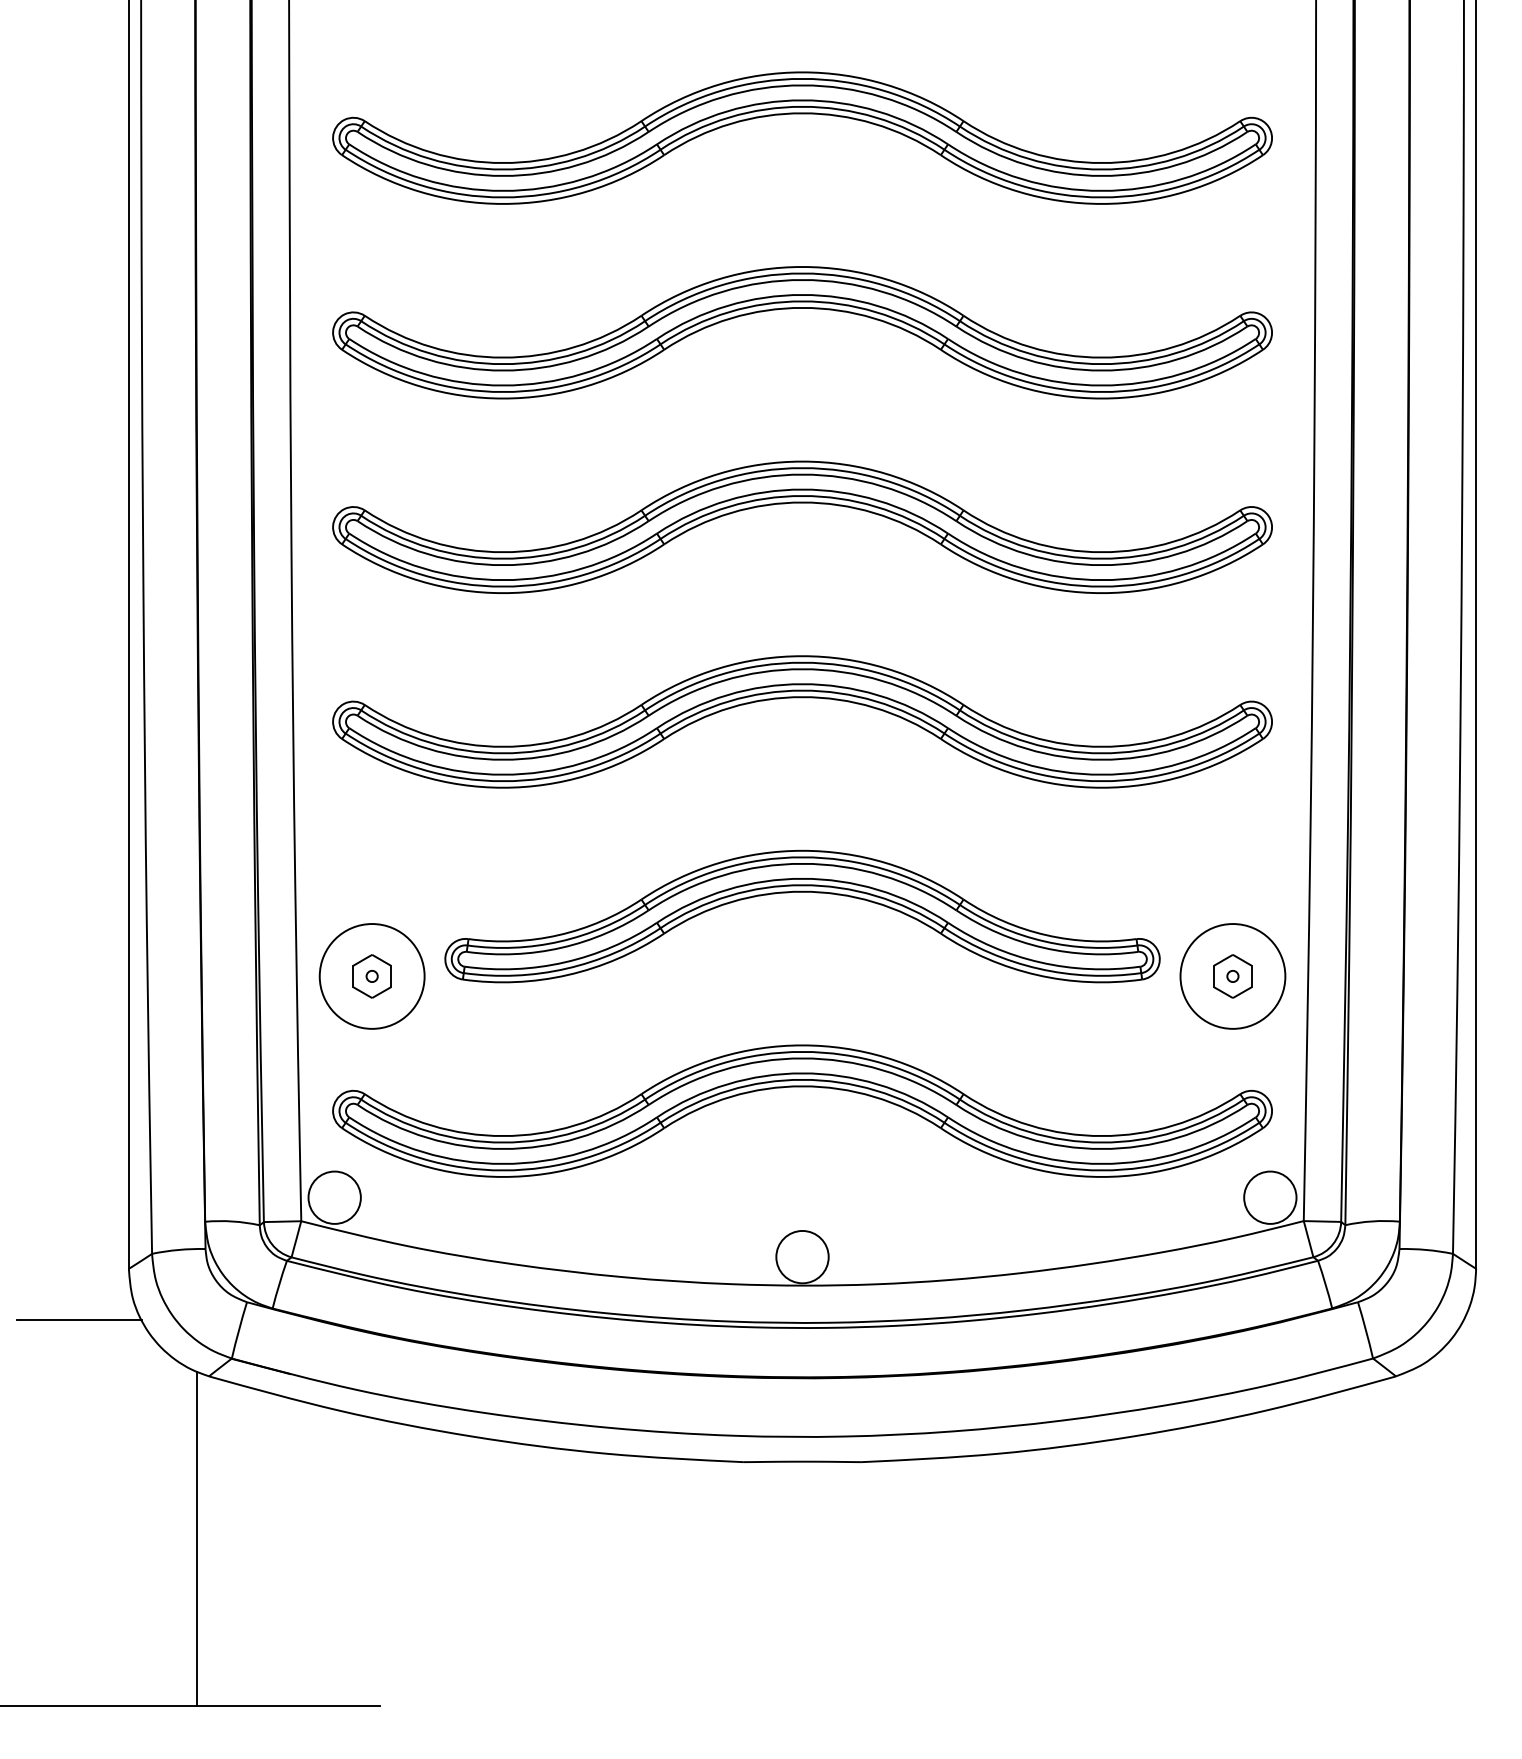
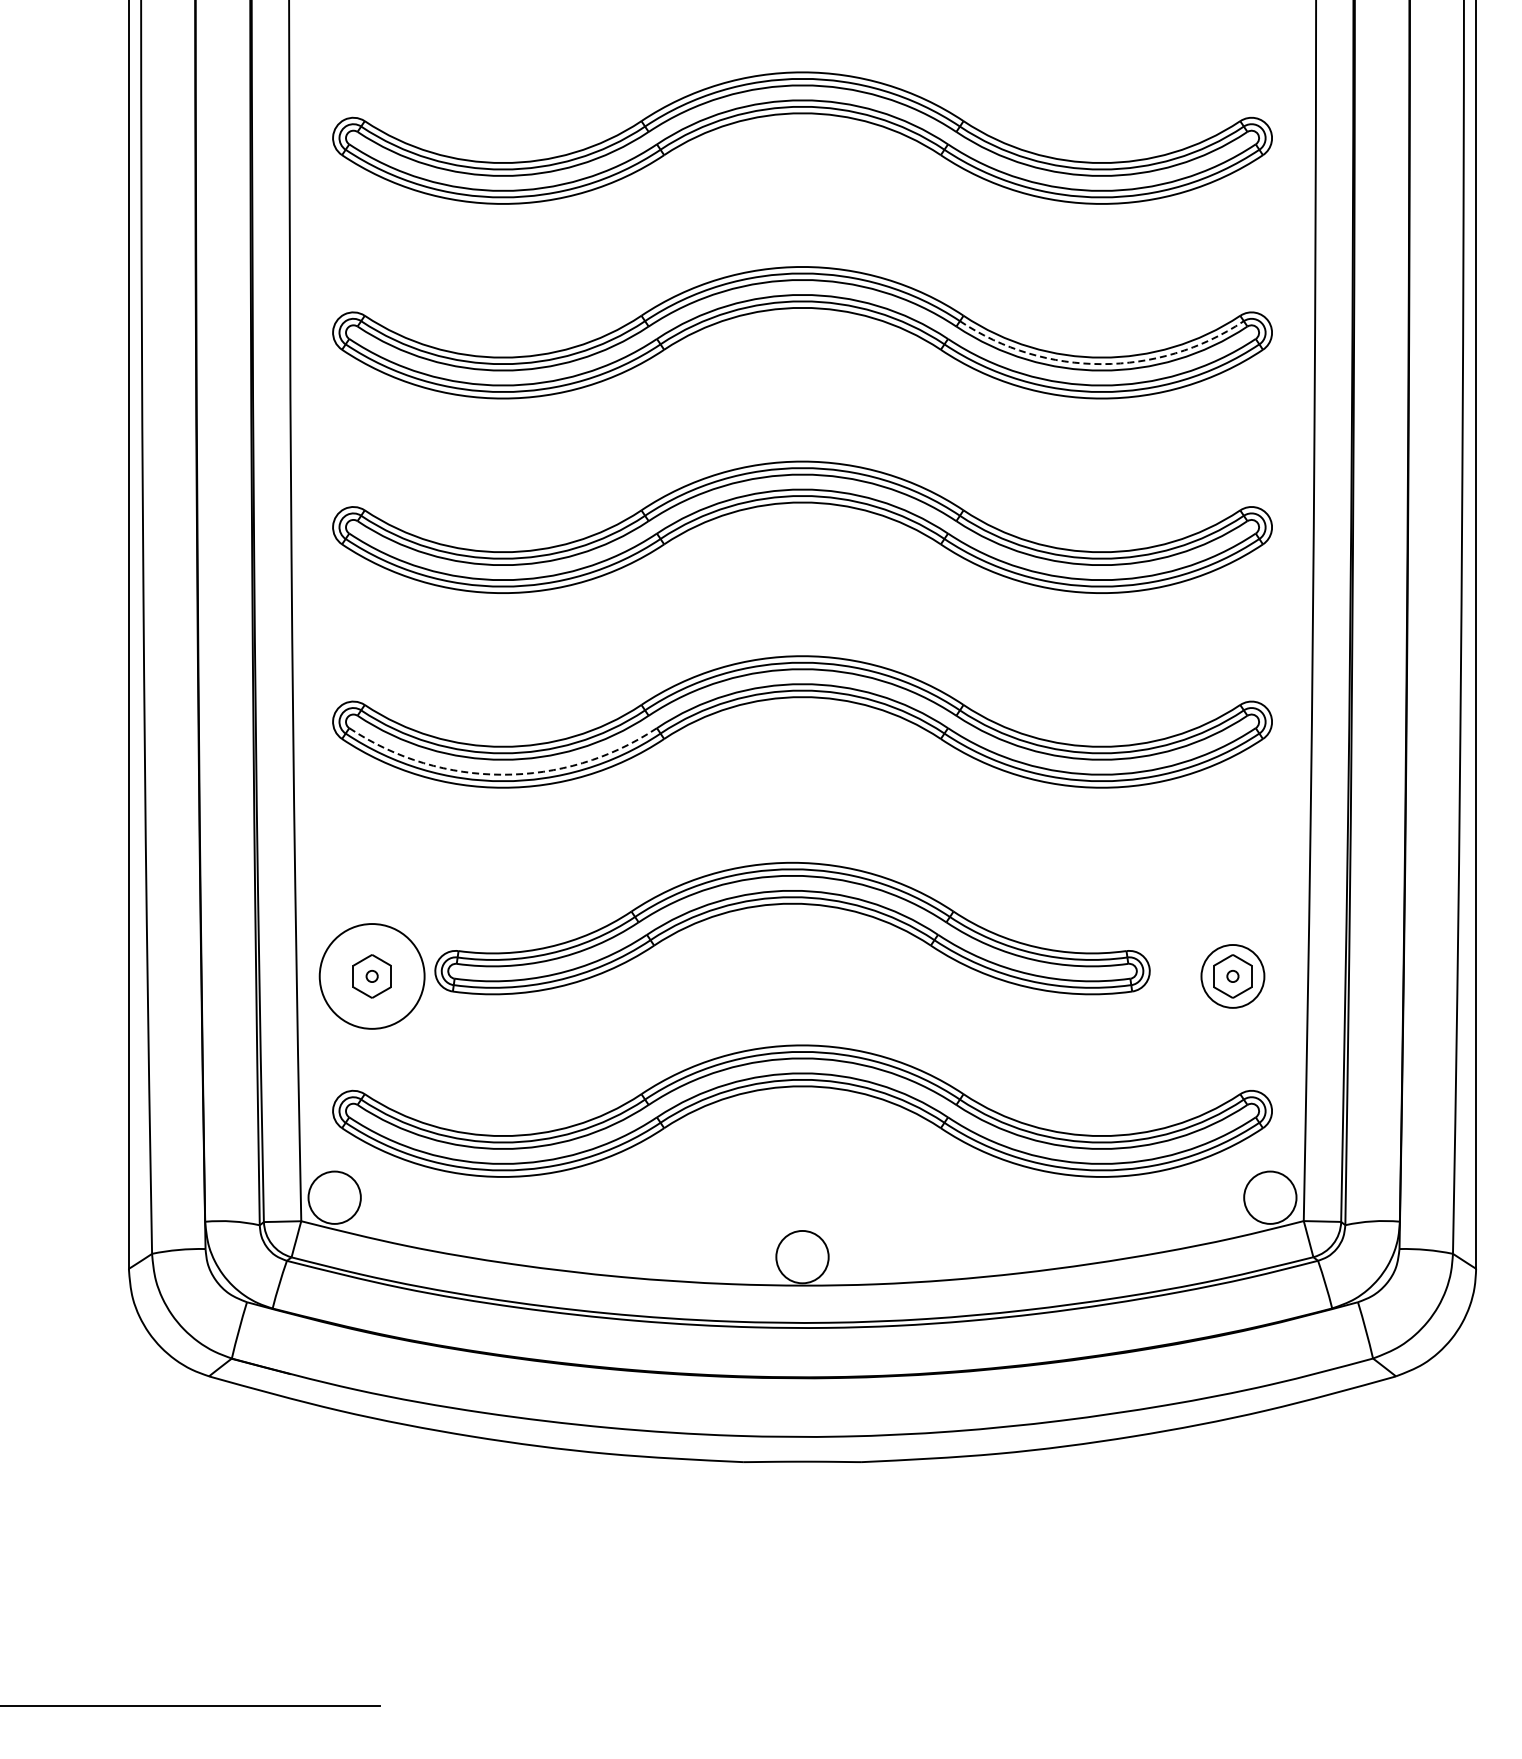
arc: solid -> dashed (1101, 364)
arc: solid -> dashed (503, 774)
part position: (802, 892) -> (792, 904) (792, 904)
circle diameter: 105 px -> 63 px (1232, 976)
line: present -> none (78, 1320)
line: present -> none (197, 1538)
